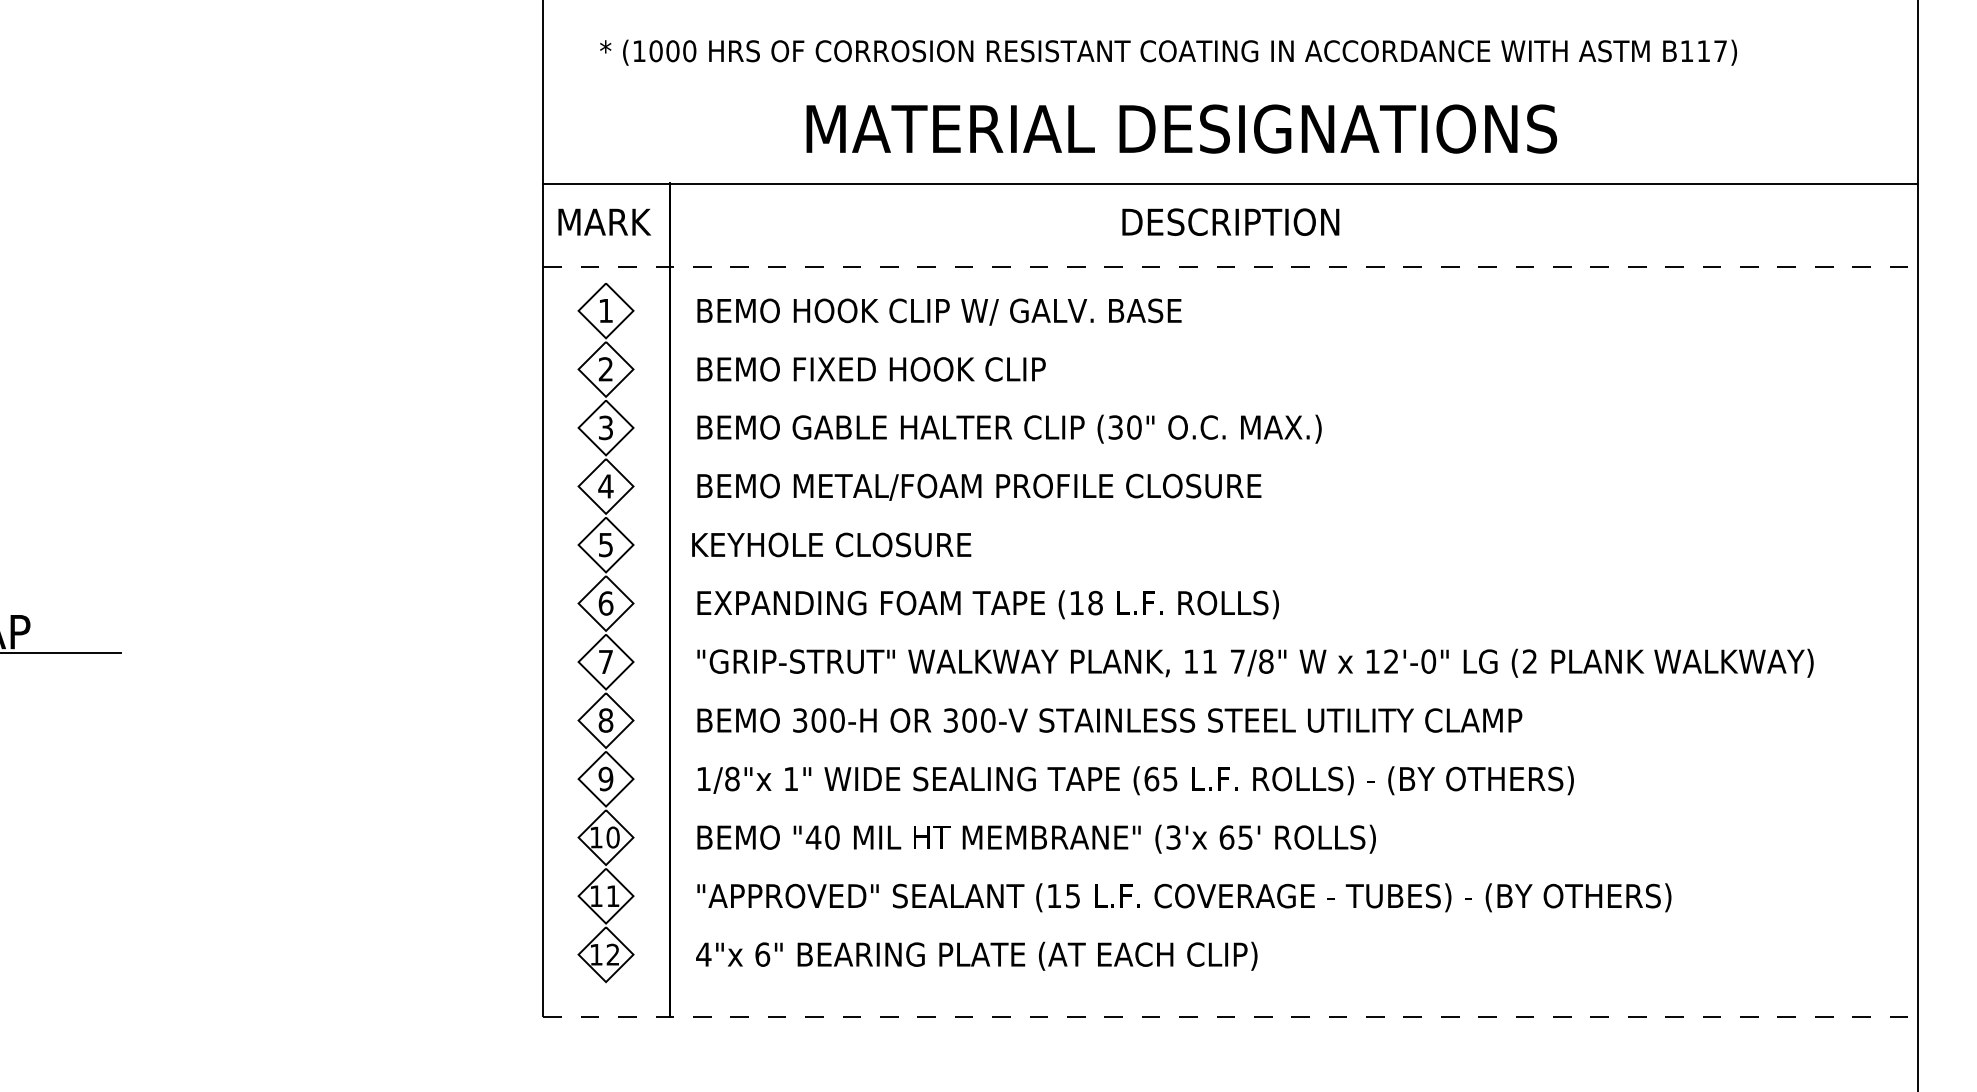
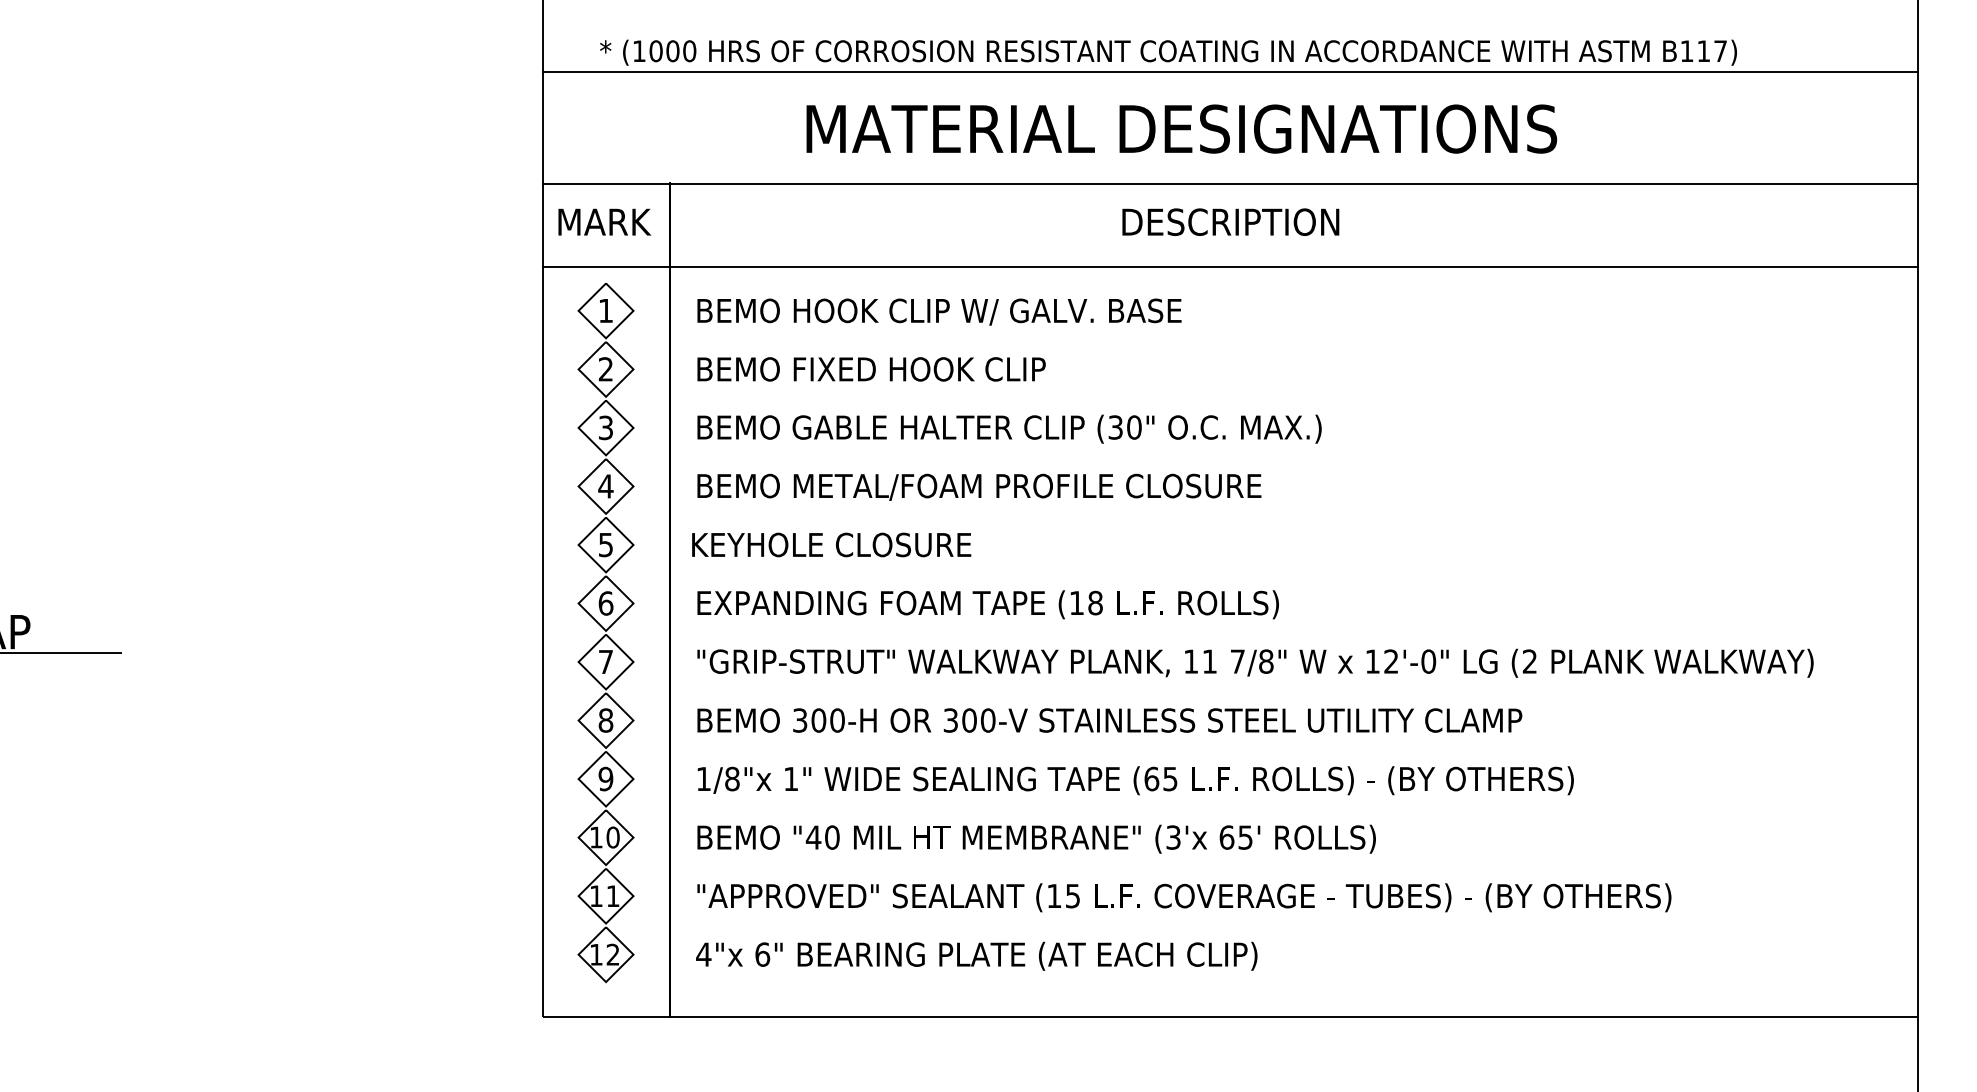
line: none -> present (1230, 71)
line: dashed -> solid (1231, 267)
line: dashed -> solid (1231, 1016)
